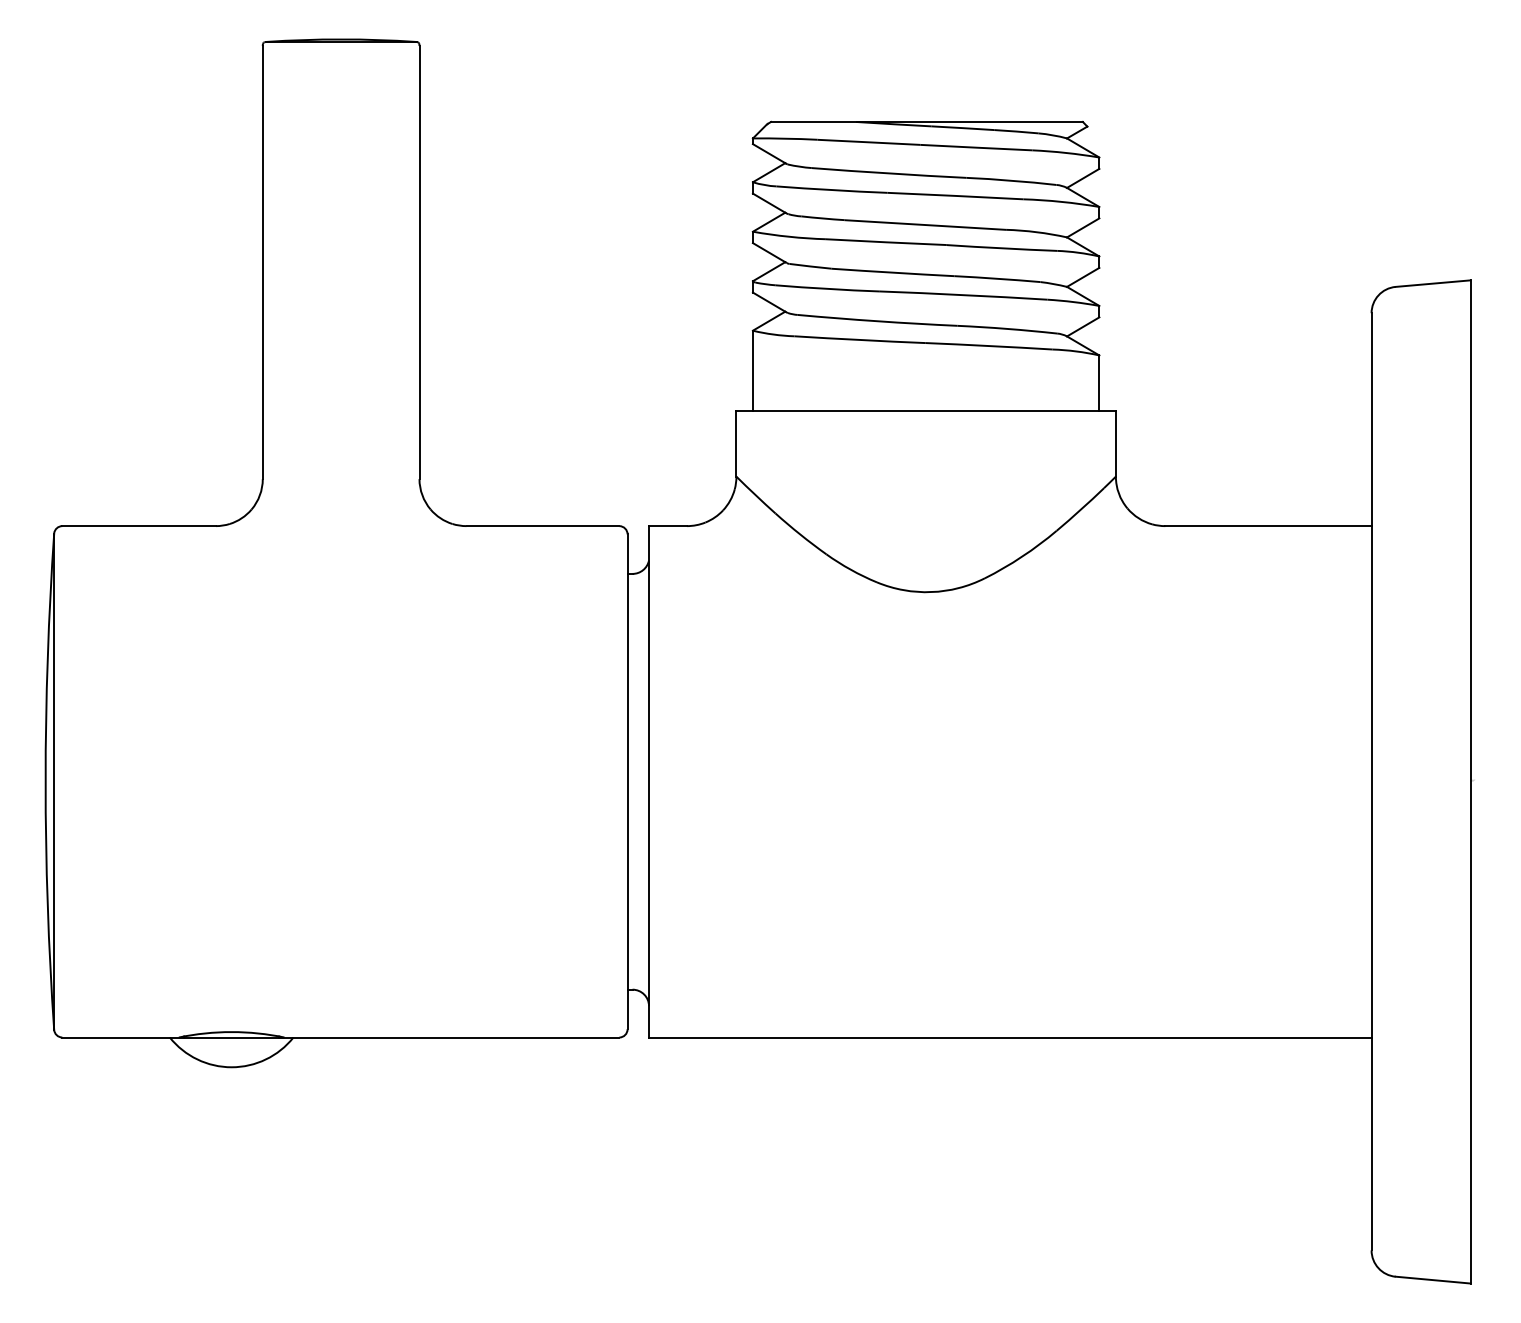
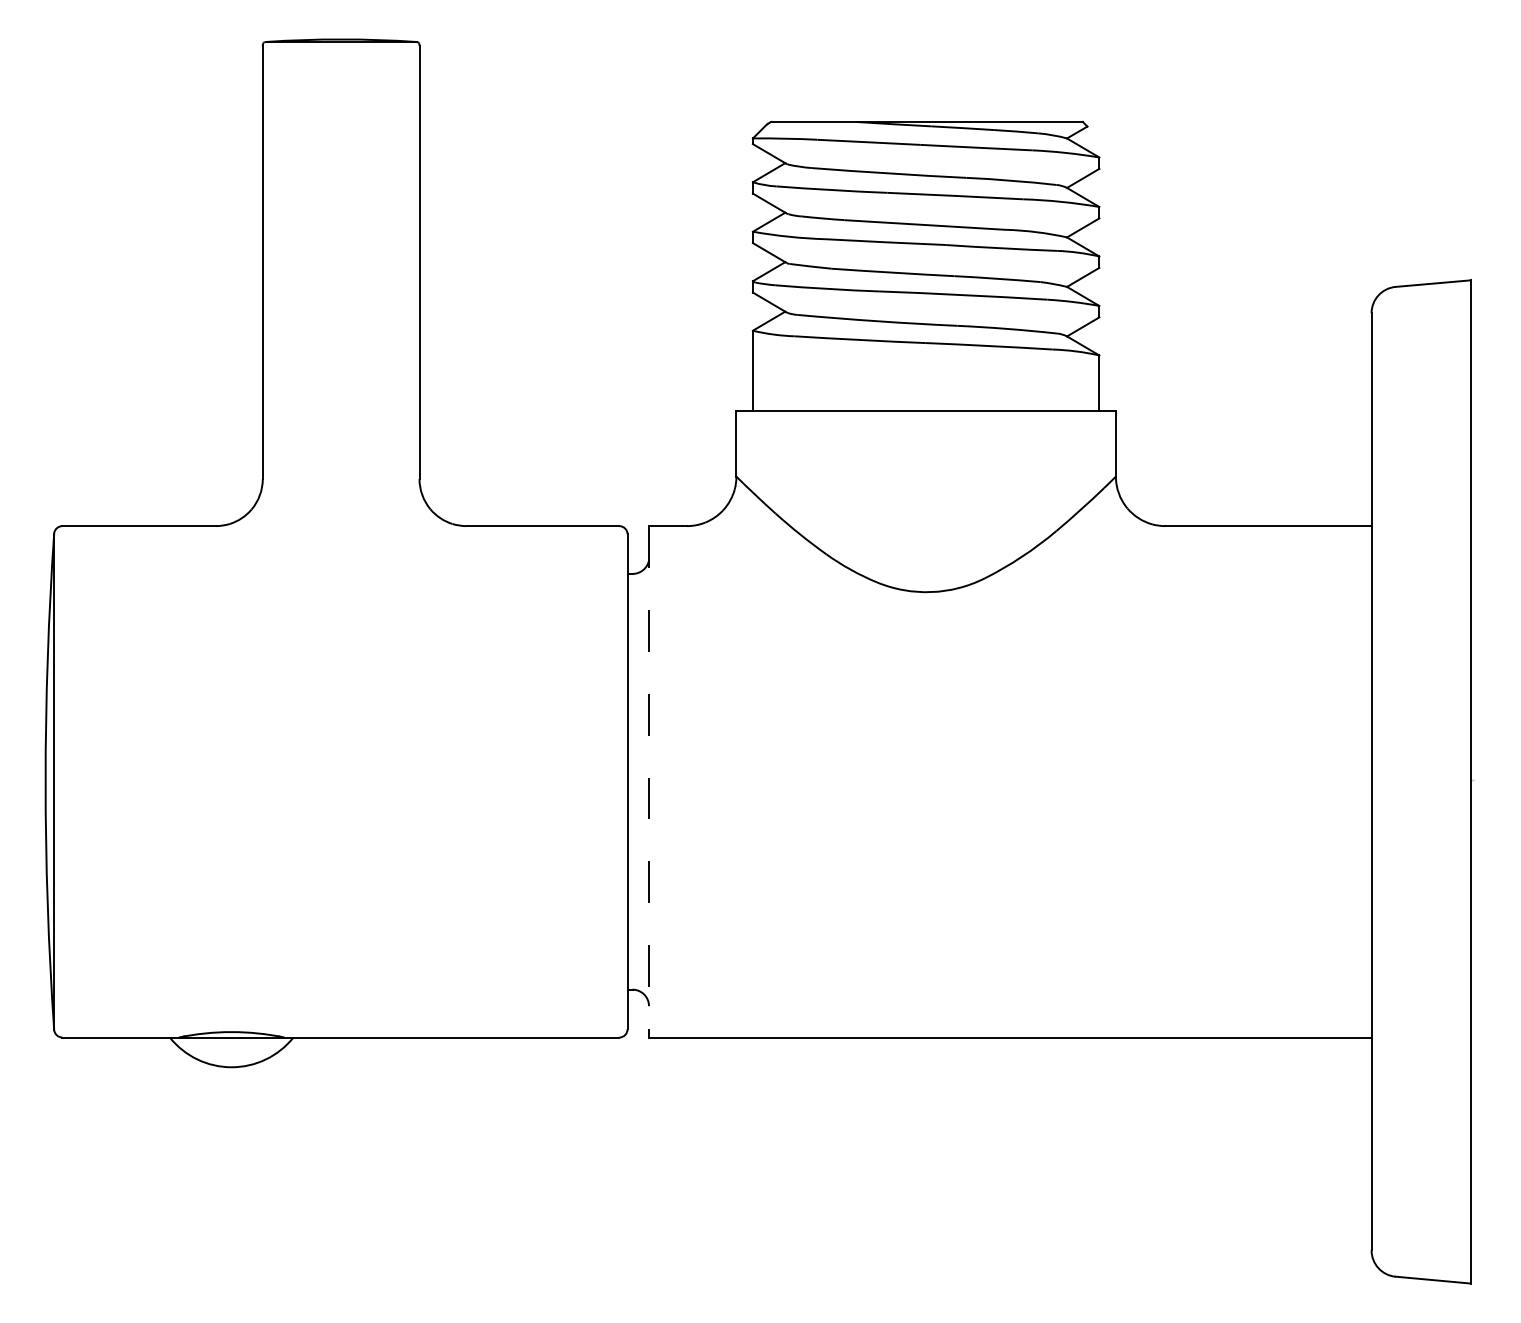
line: solid -> dashed (649, 781)
